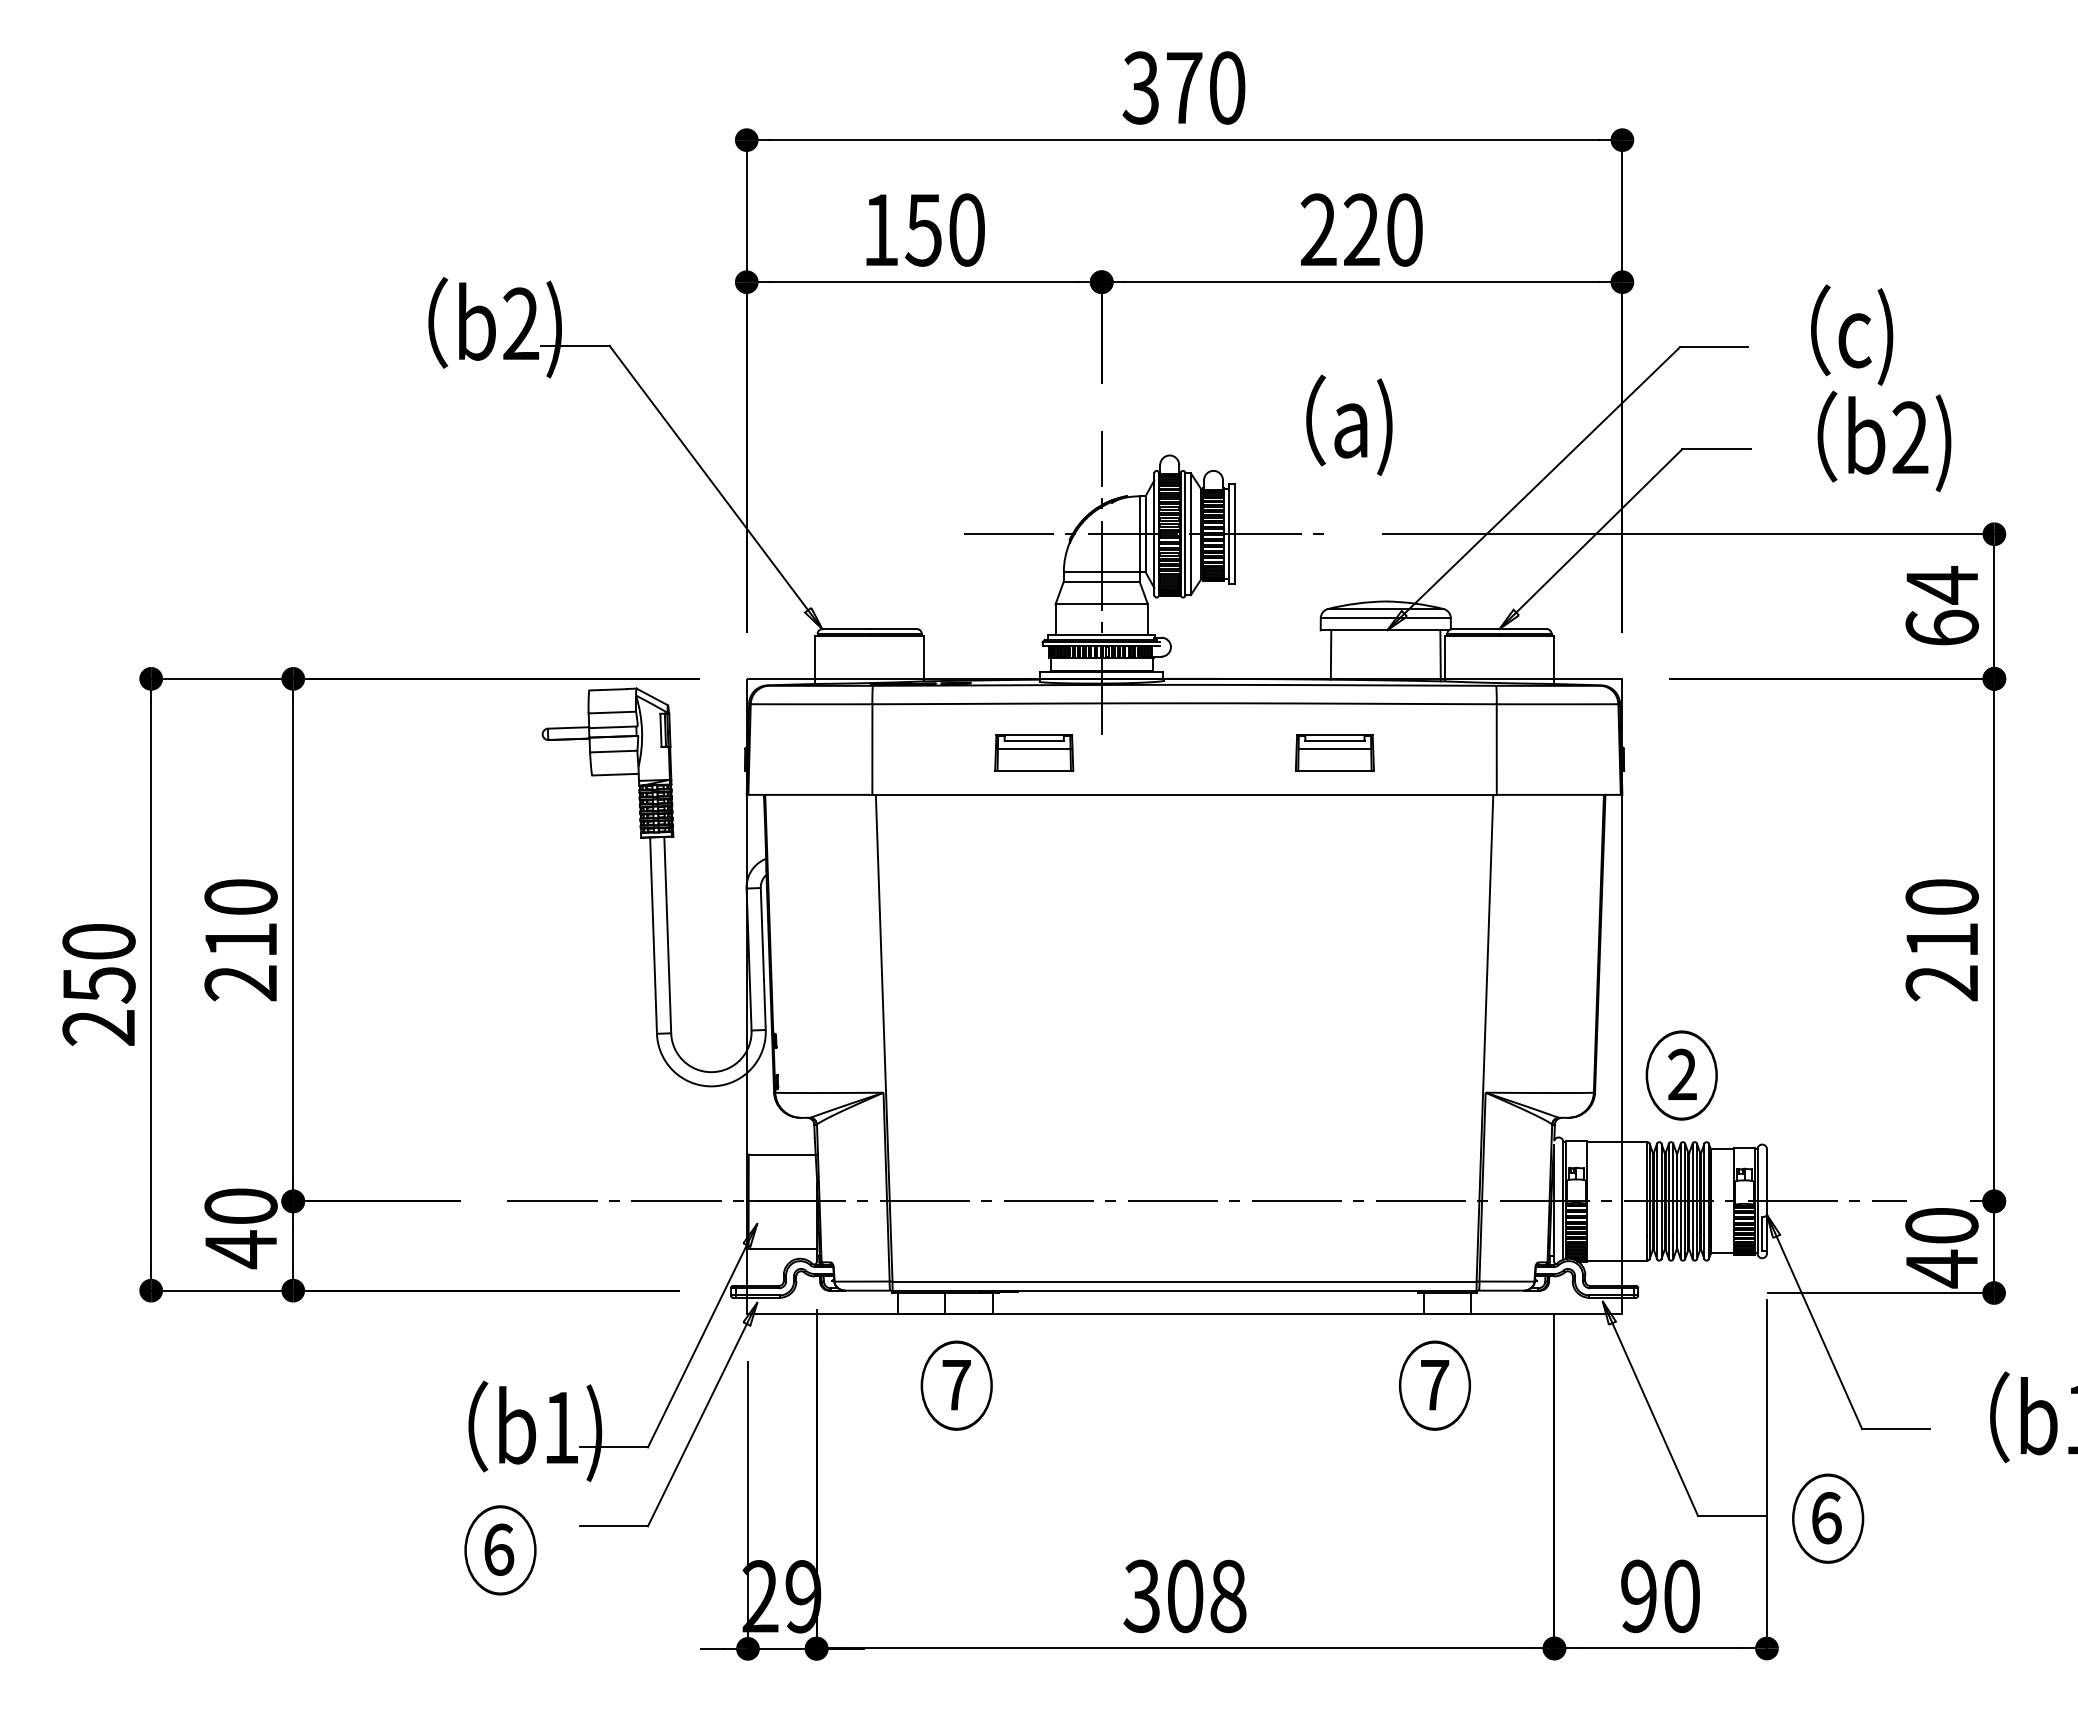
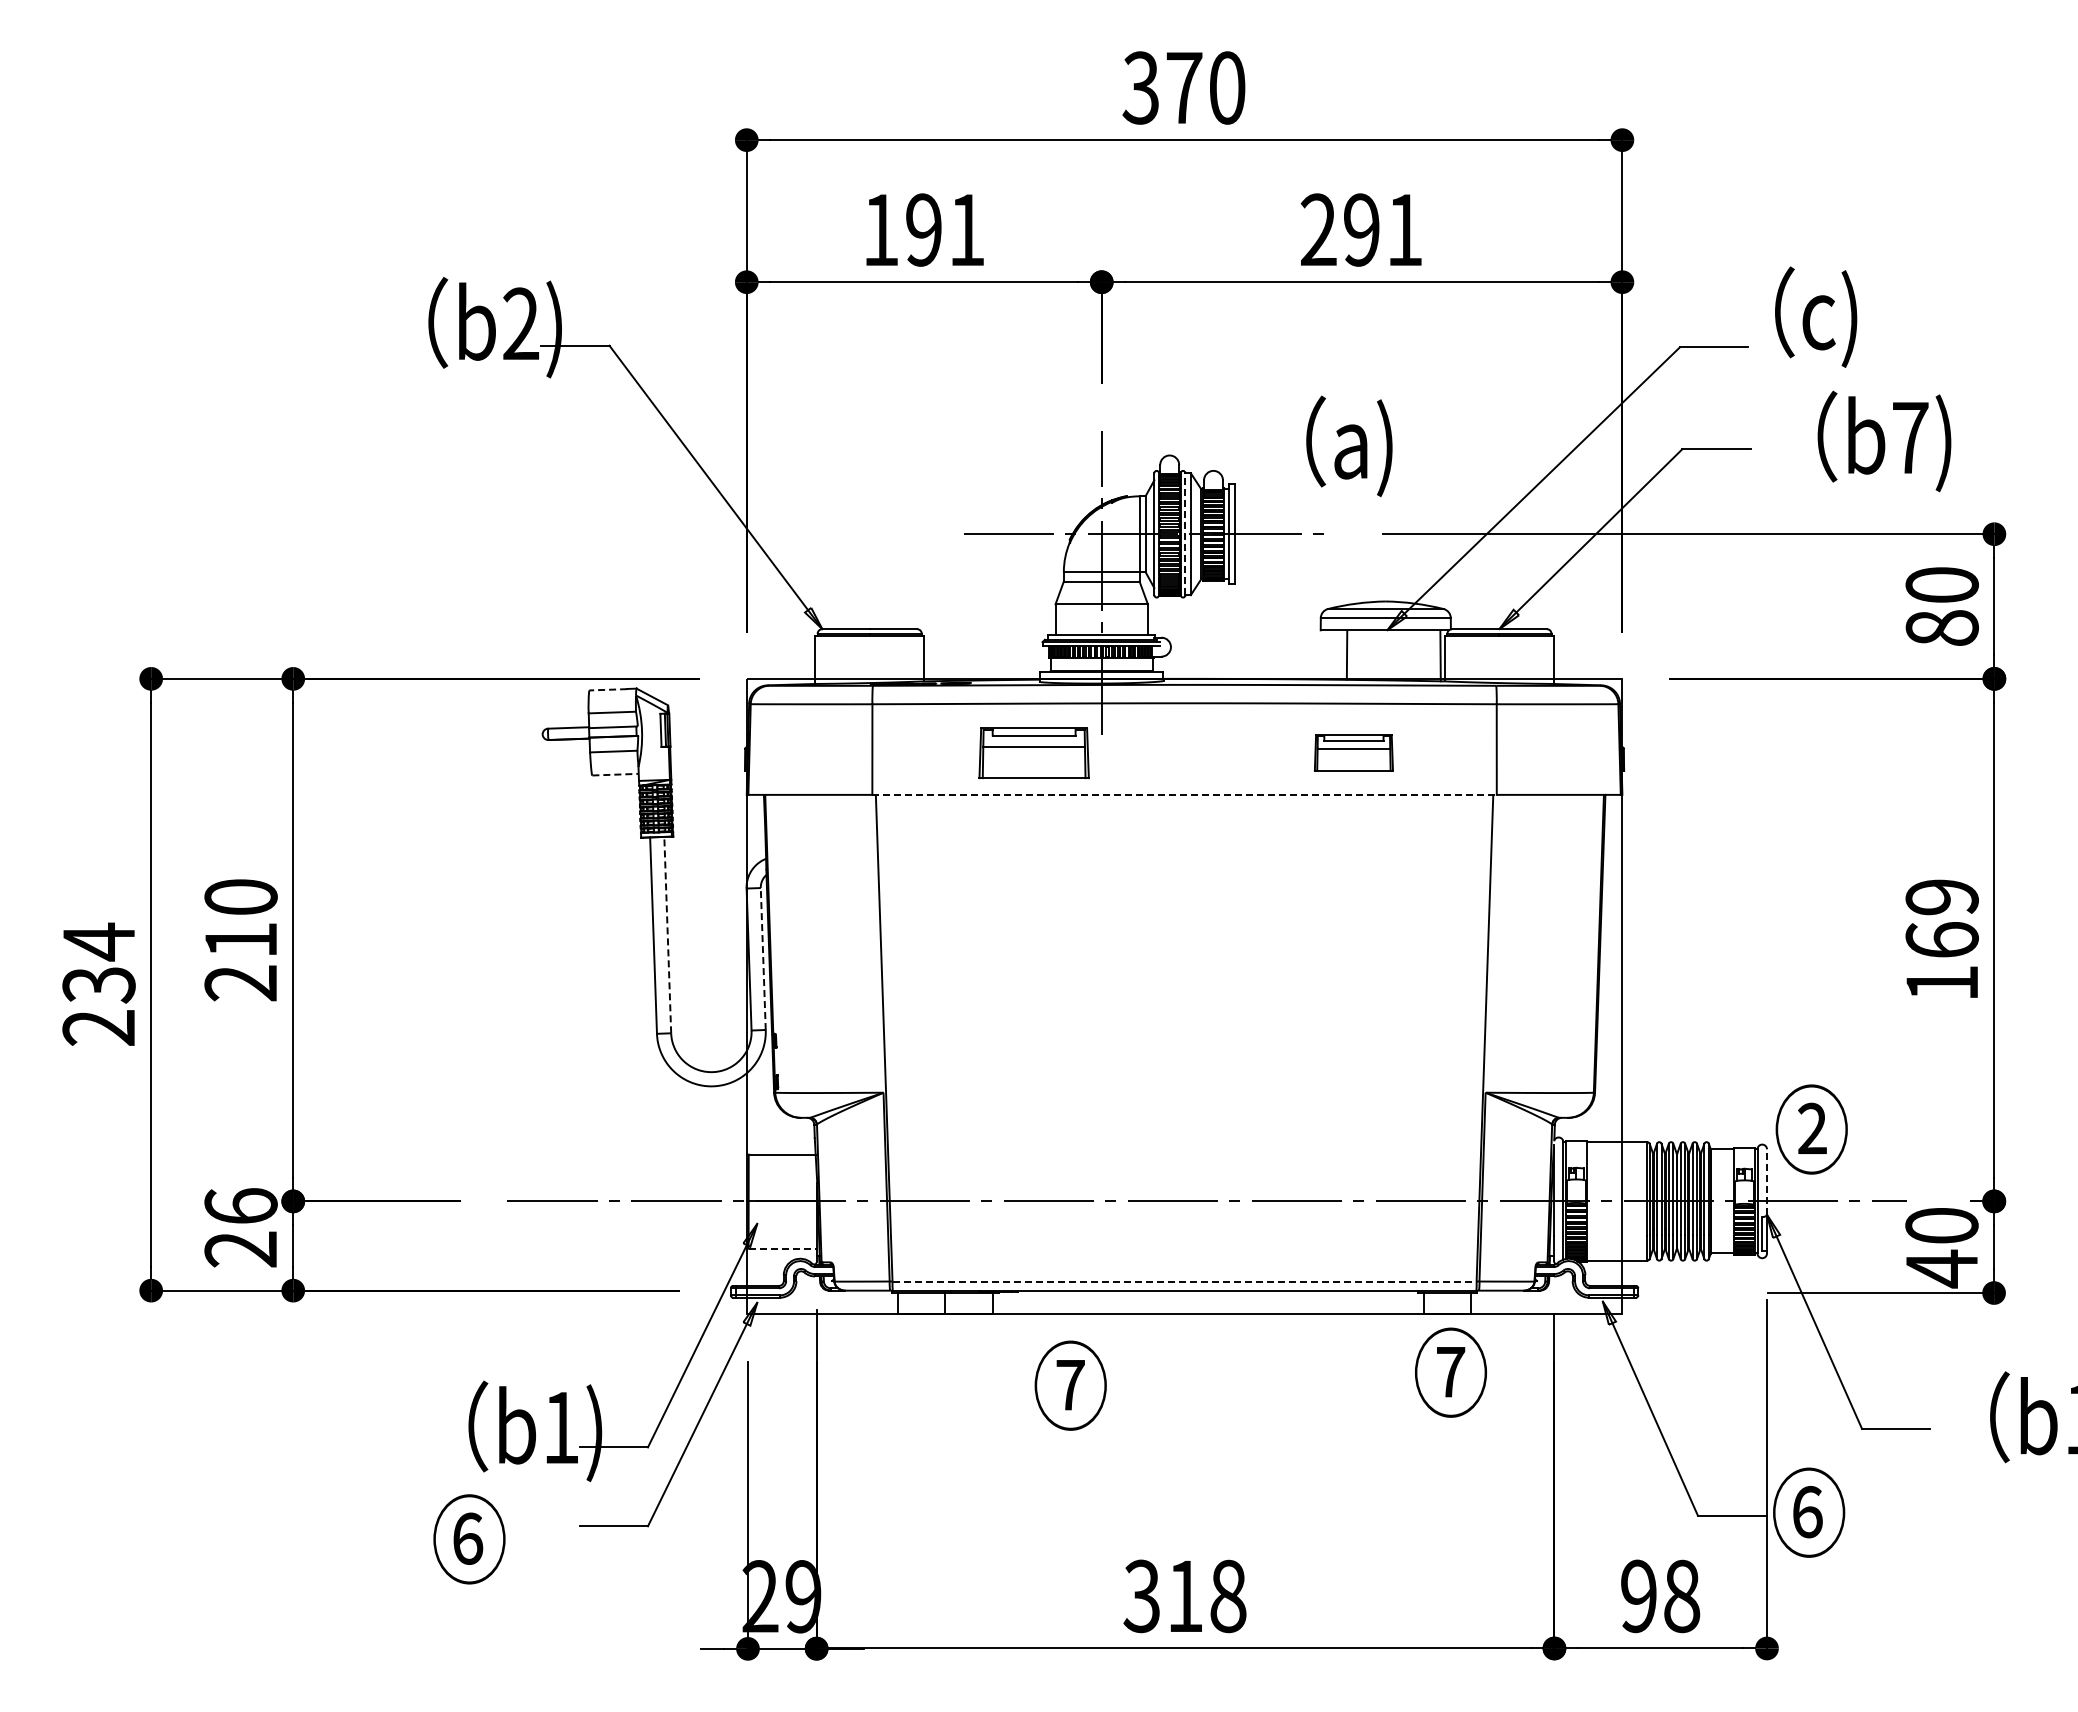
text: 150 -> 191 (944, 229)
text: 220 -> 291 (1382, 229)
text position: (1852, 334) -> (1816, 316) (1816, 316)
text position: (1349, 424) -> (1349, 445) (1349, 445)
text: b2) -> b7) (1910, 437)
line: solid -> dashed (1185, 534)
text: 64 -> 80 (1941, 605)
line position: (1330, 654) -> (1346, 654) (1346, 654)
line: solid -> dashed (608, 689)
part size: 81x38 px -> 112x53 px (1033, 753)
part position: (1334, 752) -> (1353, 752) (1353, 752)
line: solid -> dashed (616, 774)
line: solid -> dashed (1185, 794)
line: solid -> dashed (667, 934)
text: 210 -> 169 (1941, 940)
line: solid -> dashed (763, 958)
text: 250 -> 234 (98, 962)
text position: (1681, 1075) -> (1811, 1129) (1811, 1129)
line: solid -> dashed (1766, 1182)
text: 40 -> 26 (240, 1228)
line: solid -> dashed (783, 1248)
line: solid -> dashed (1185, 1281)
text position: (956, 1385) -> (1070, 1385) (1070, 1385)
text position: (1435, 1385) -> (1451, 1372) (1451, 1372)
text position: (1828, 1518) -> (1809, 1512) (1809, 1512)
text position: (500, 1550) -> (469, 1539) (469, 1539)
text: 90 -> 98 (1682, 1595)
text: 308 -> 318 (1185, 1596)
